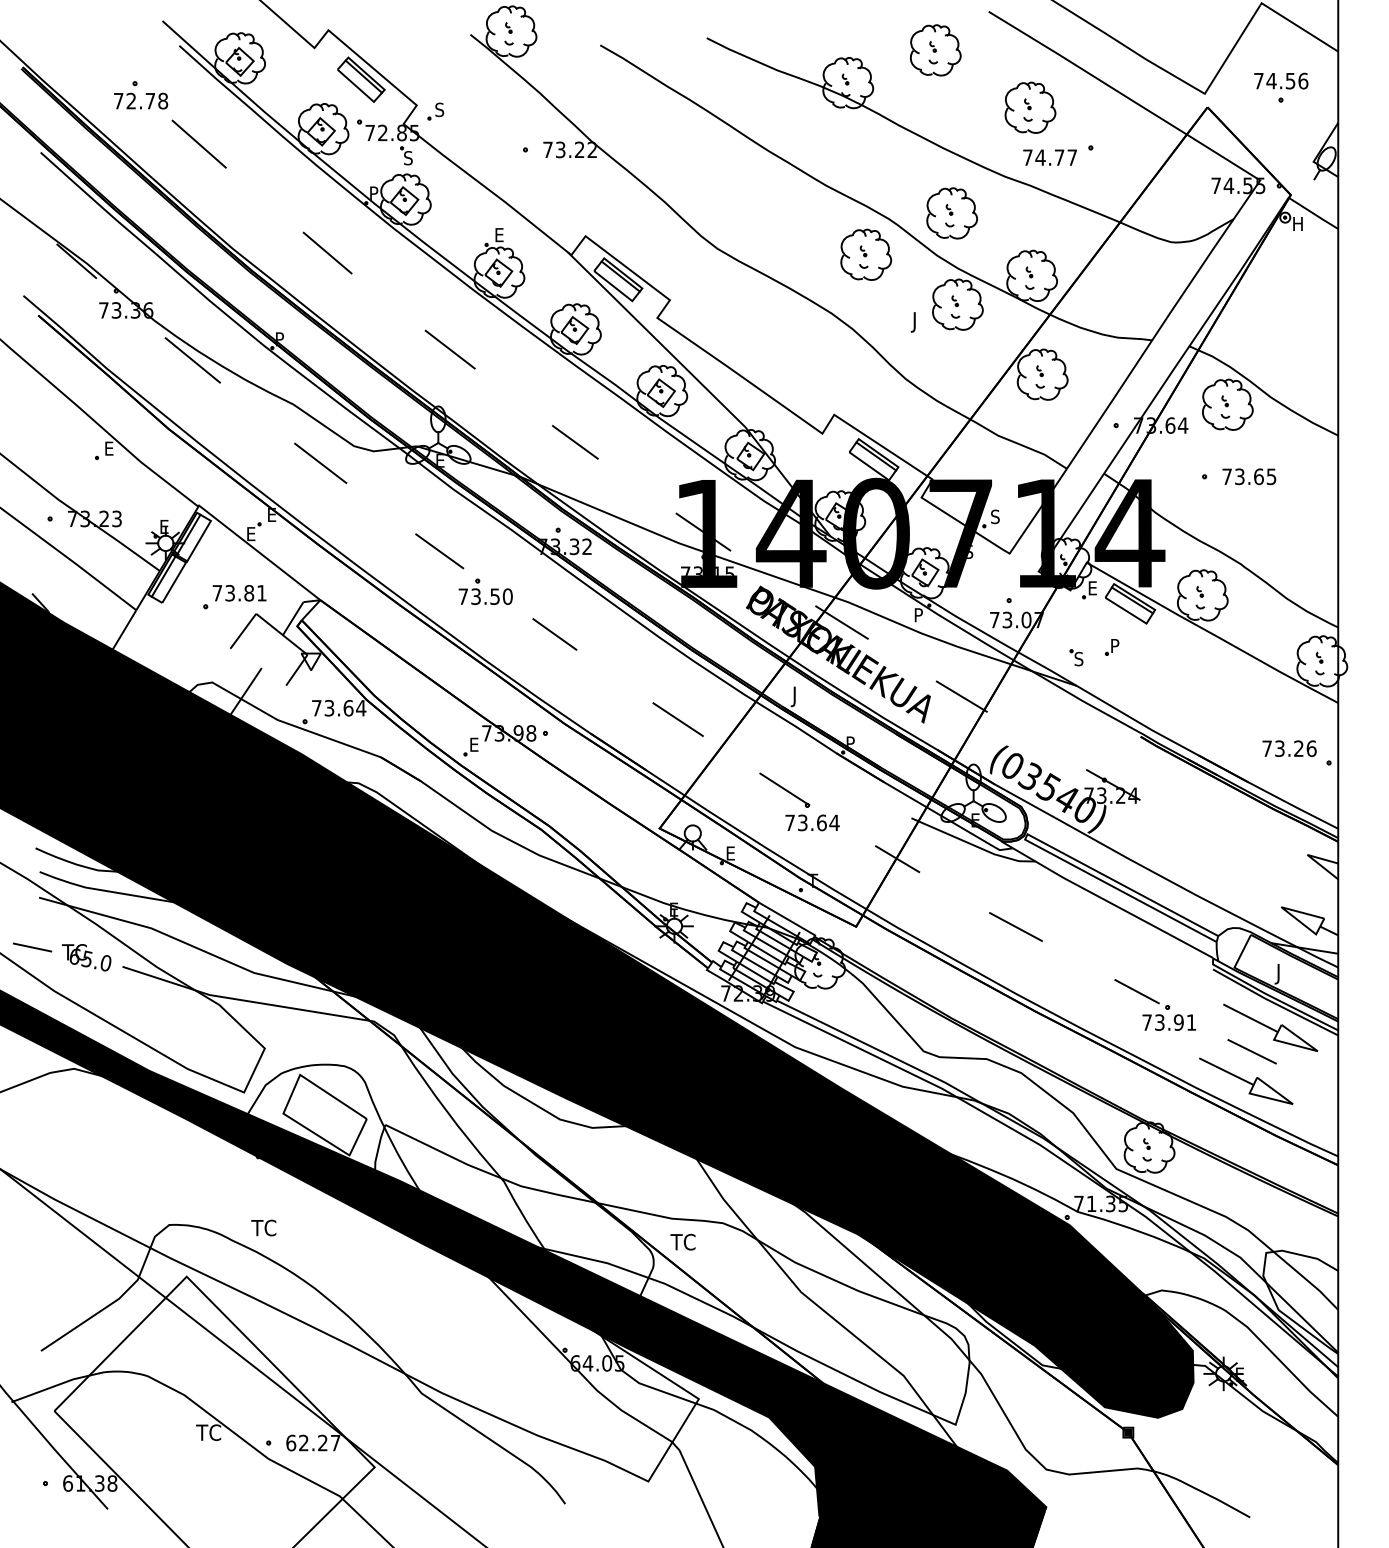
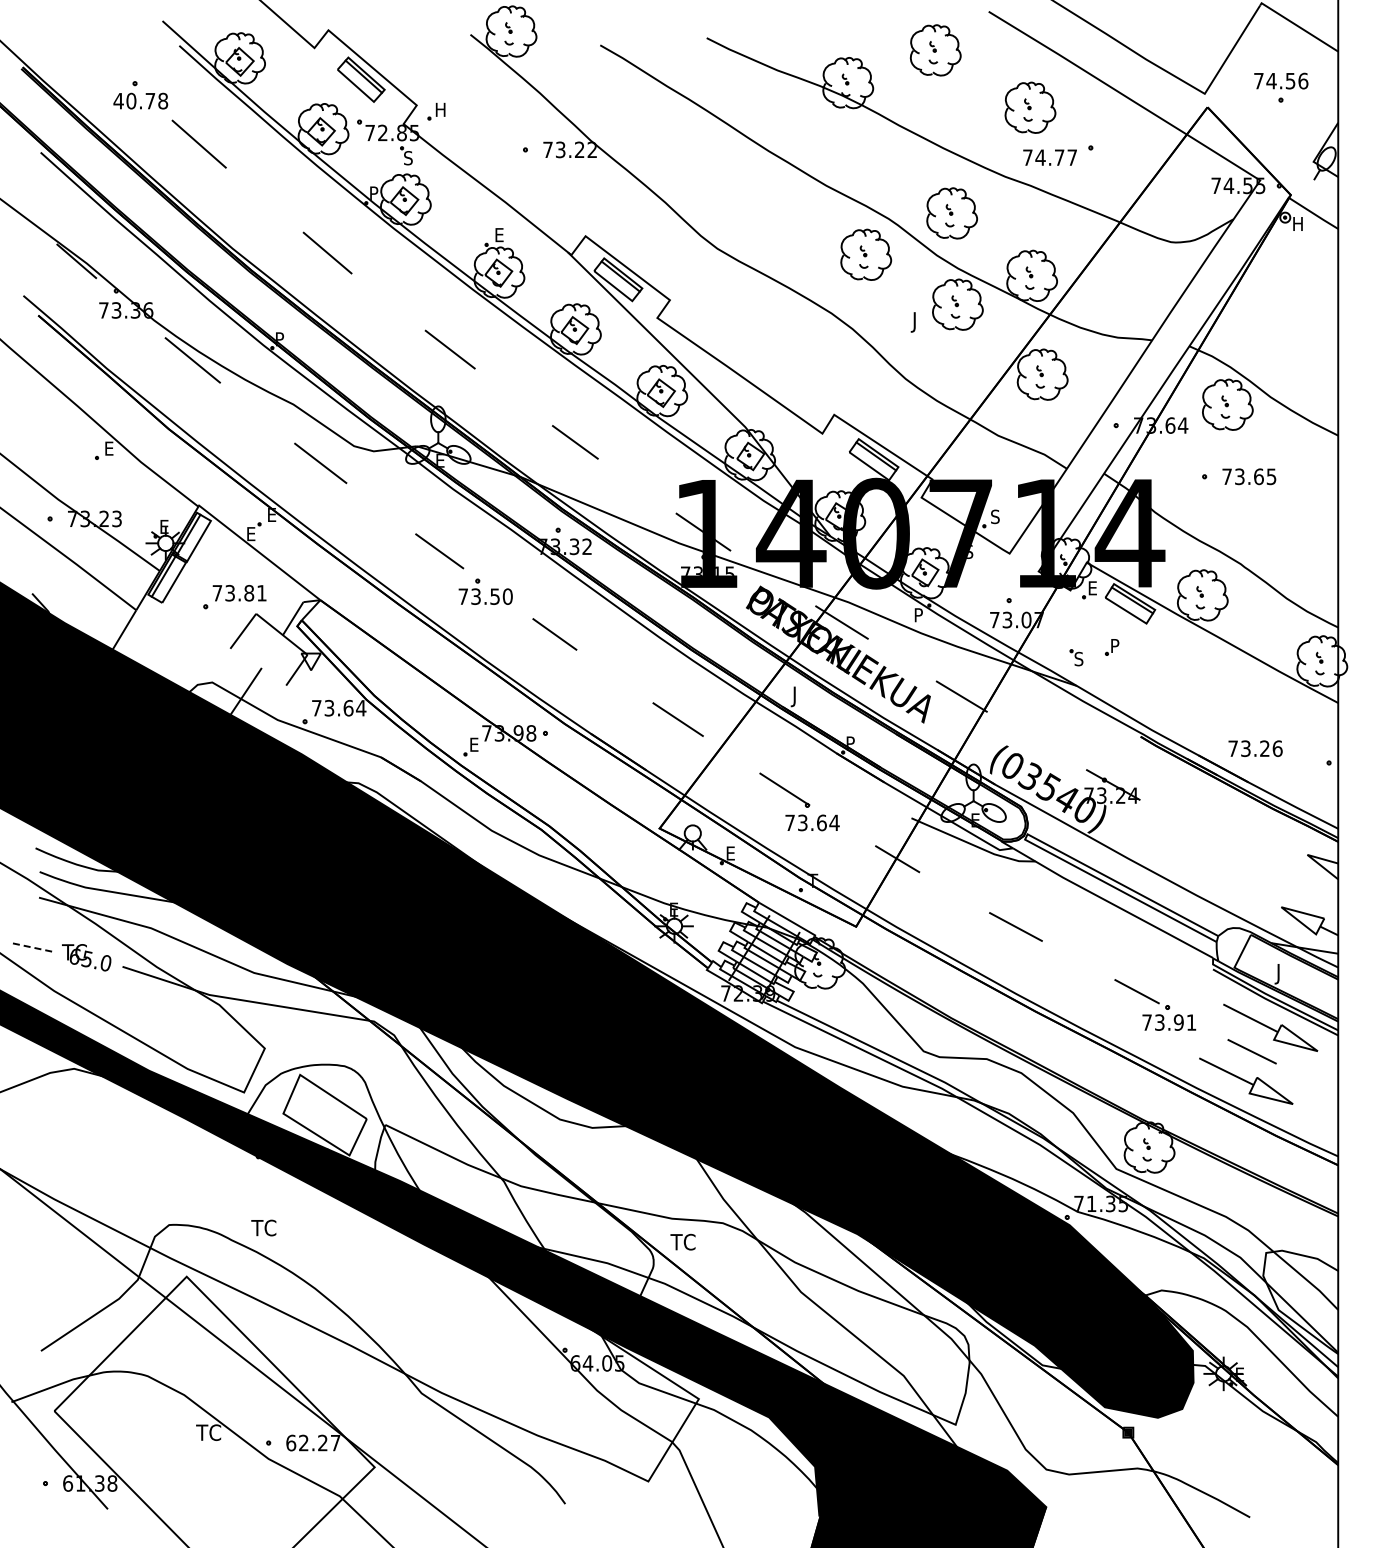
text: 72.78 -> 40.78 (124, 100)
text: S -> H (440, 109)
text position: (1289, 748) -> (1255, 748) (1255, 748)
line: solid -> dashed (32, 947)
